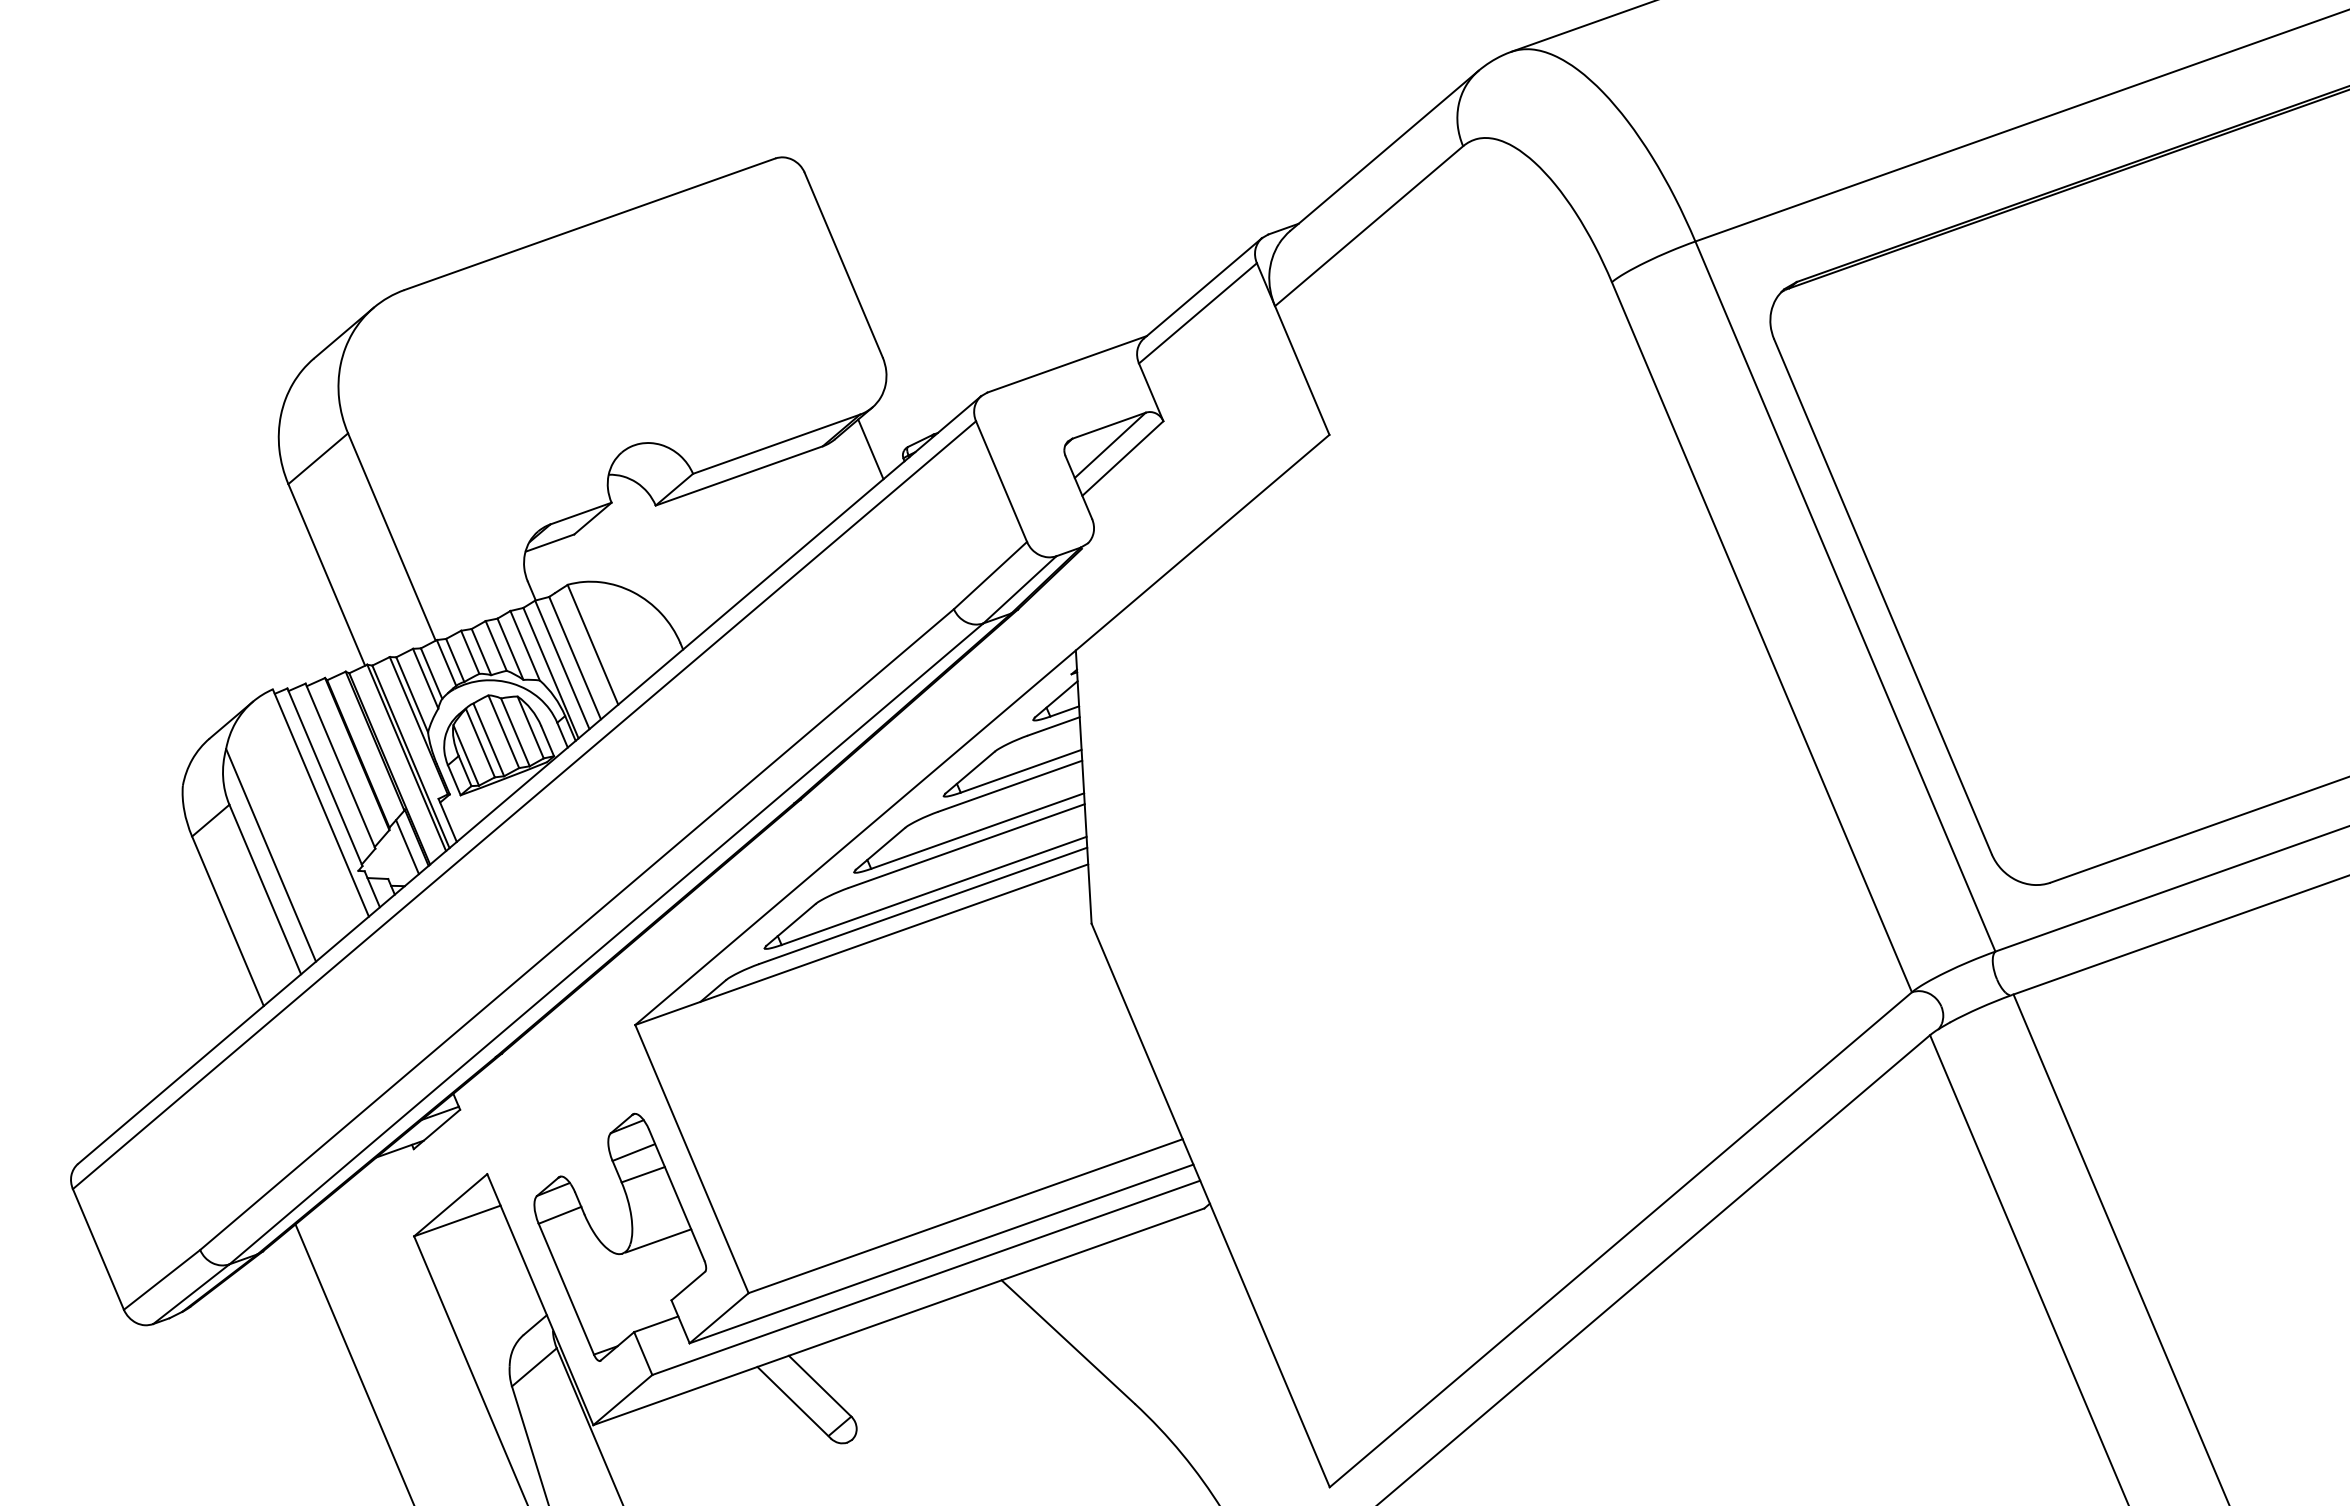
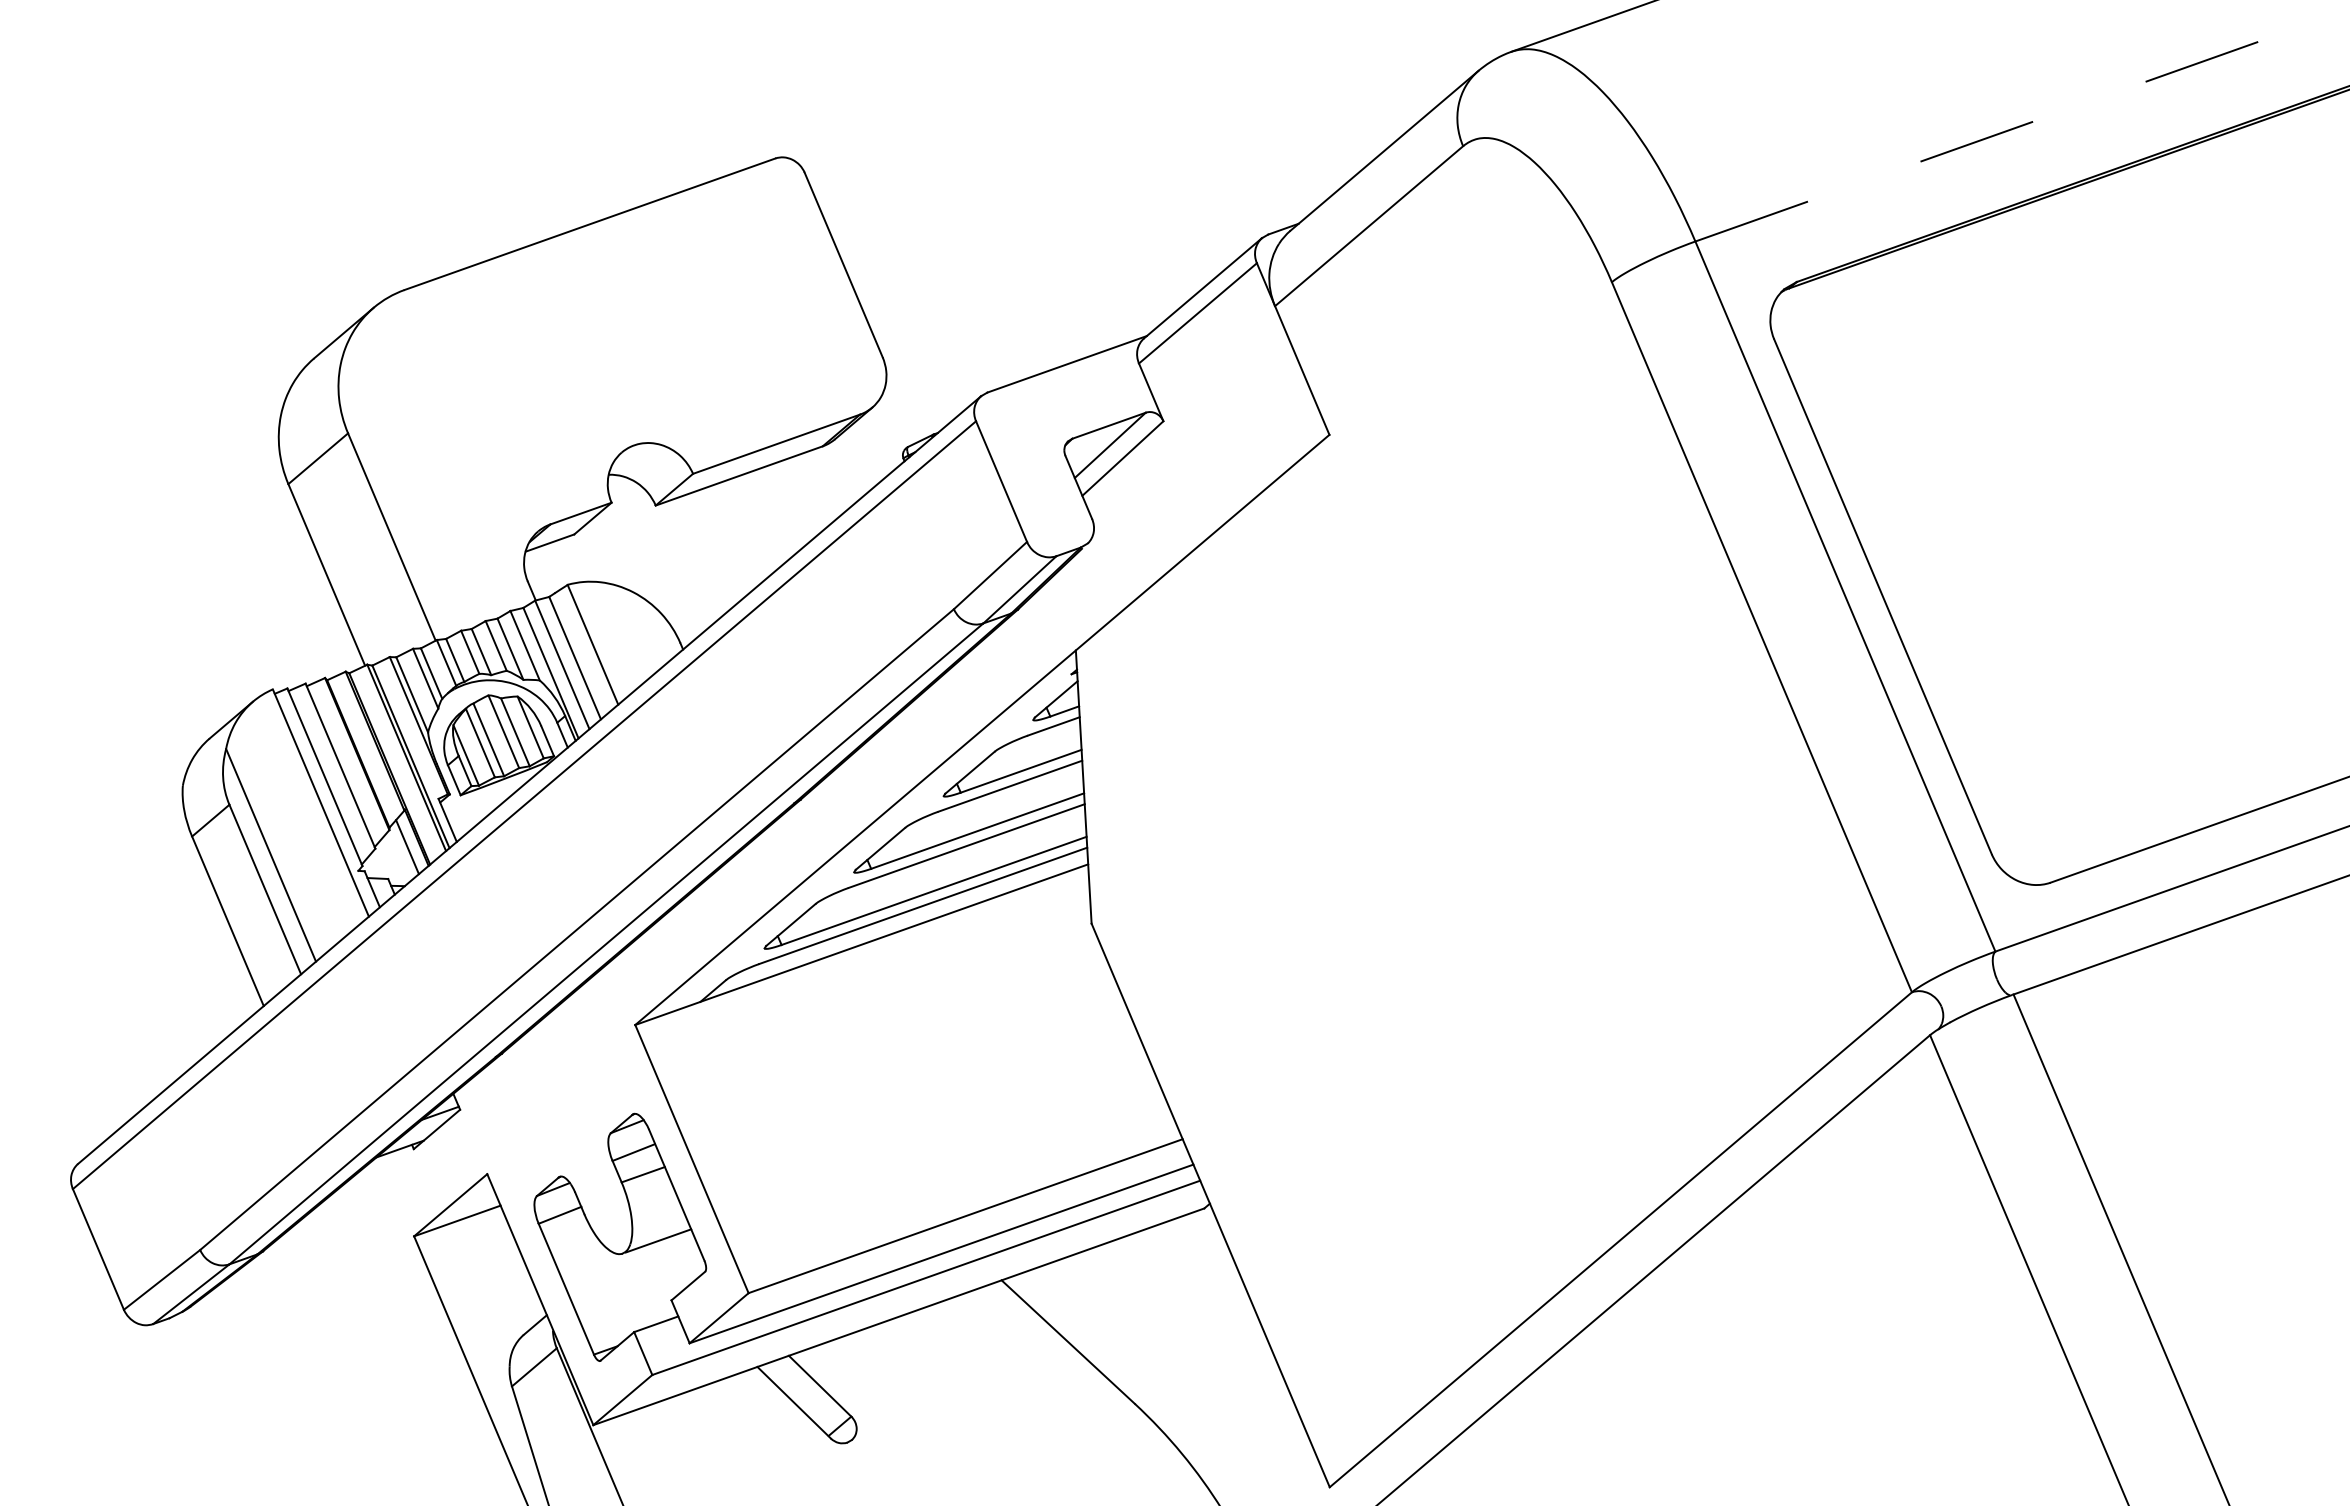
line: solid -> dashed (2022, 125)
line: present -> none (870, 449)
line: present -> none (354, 1363)
